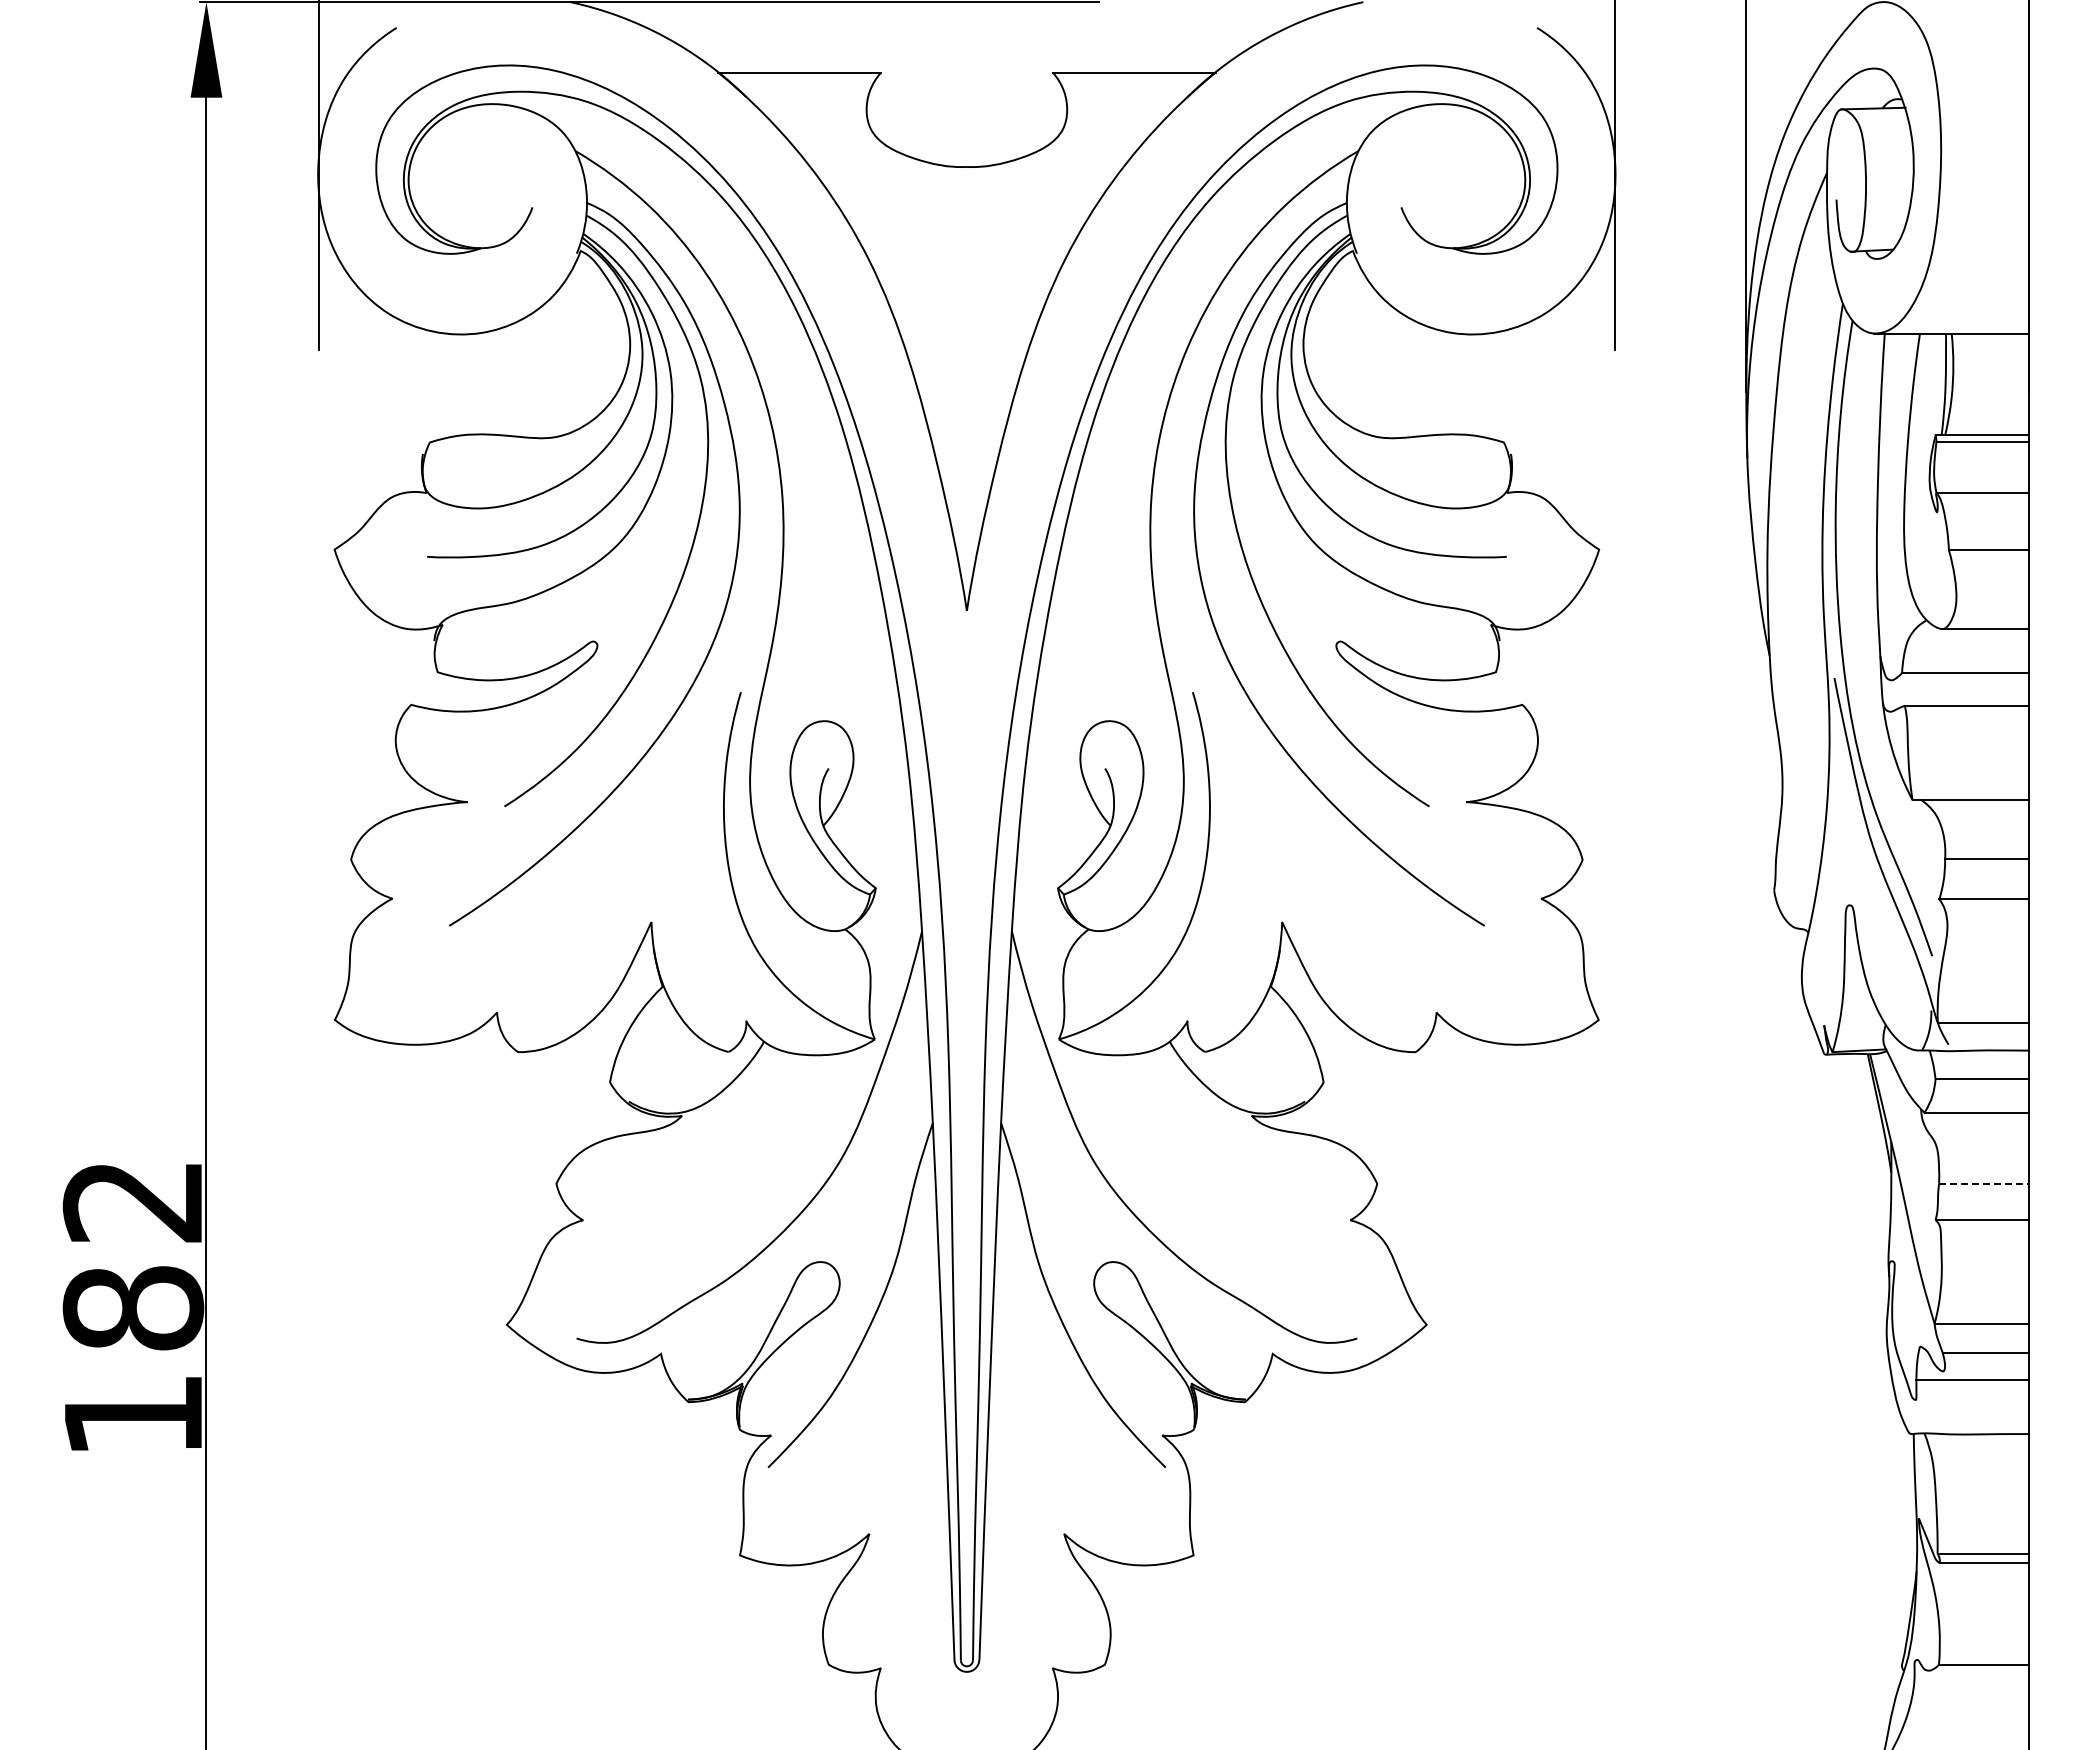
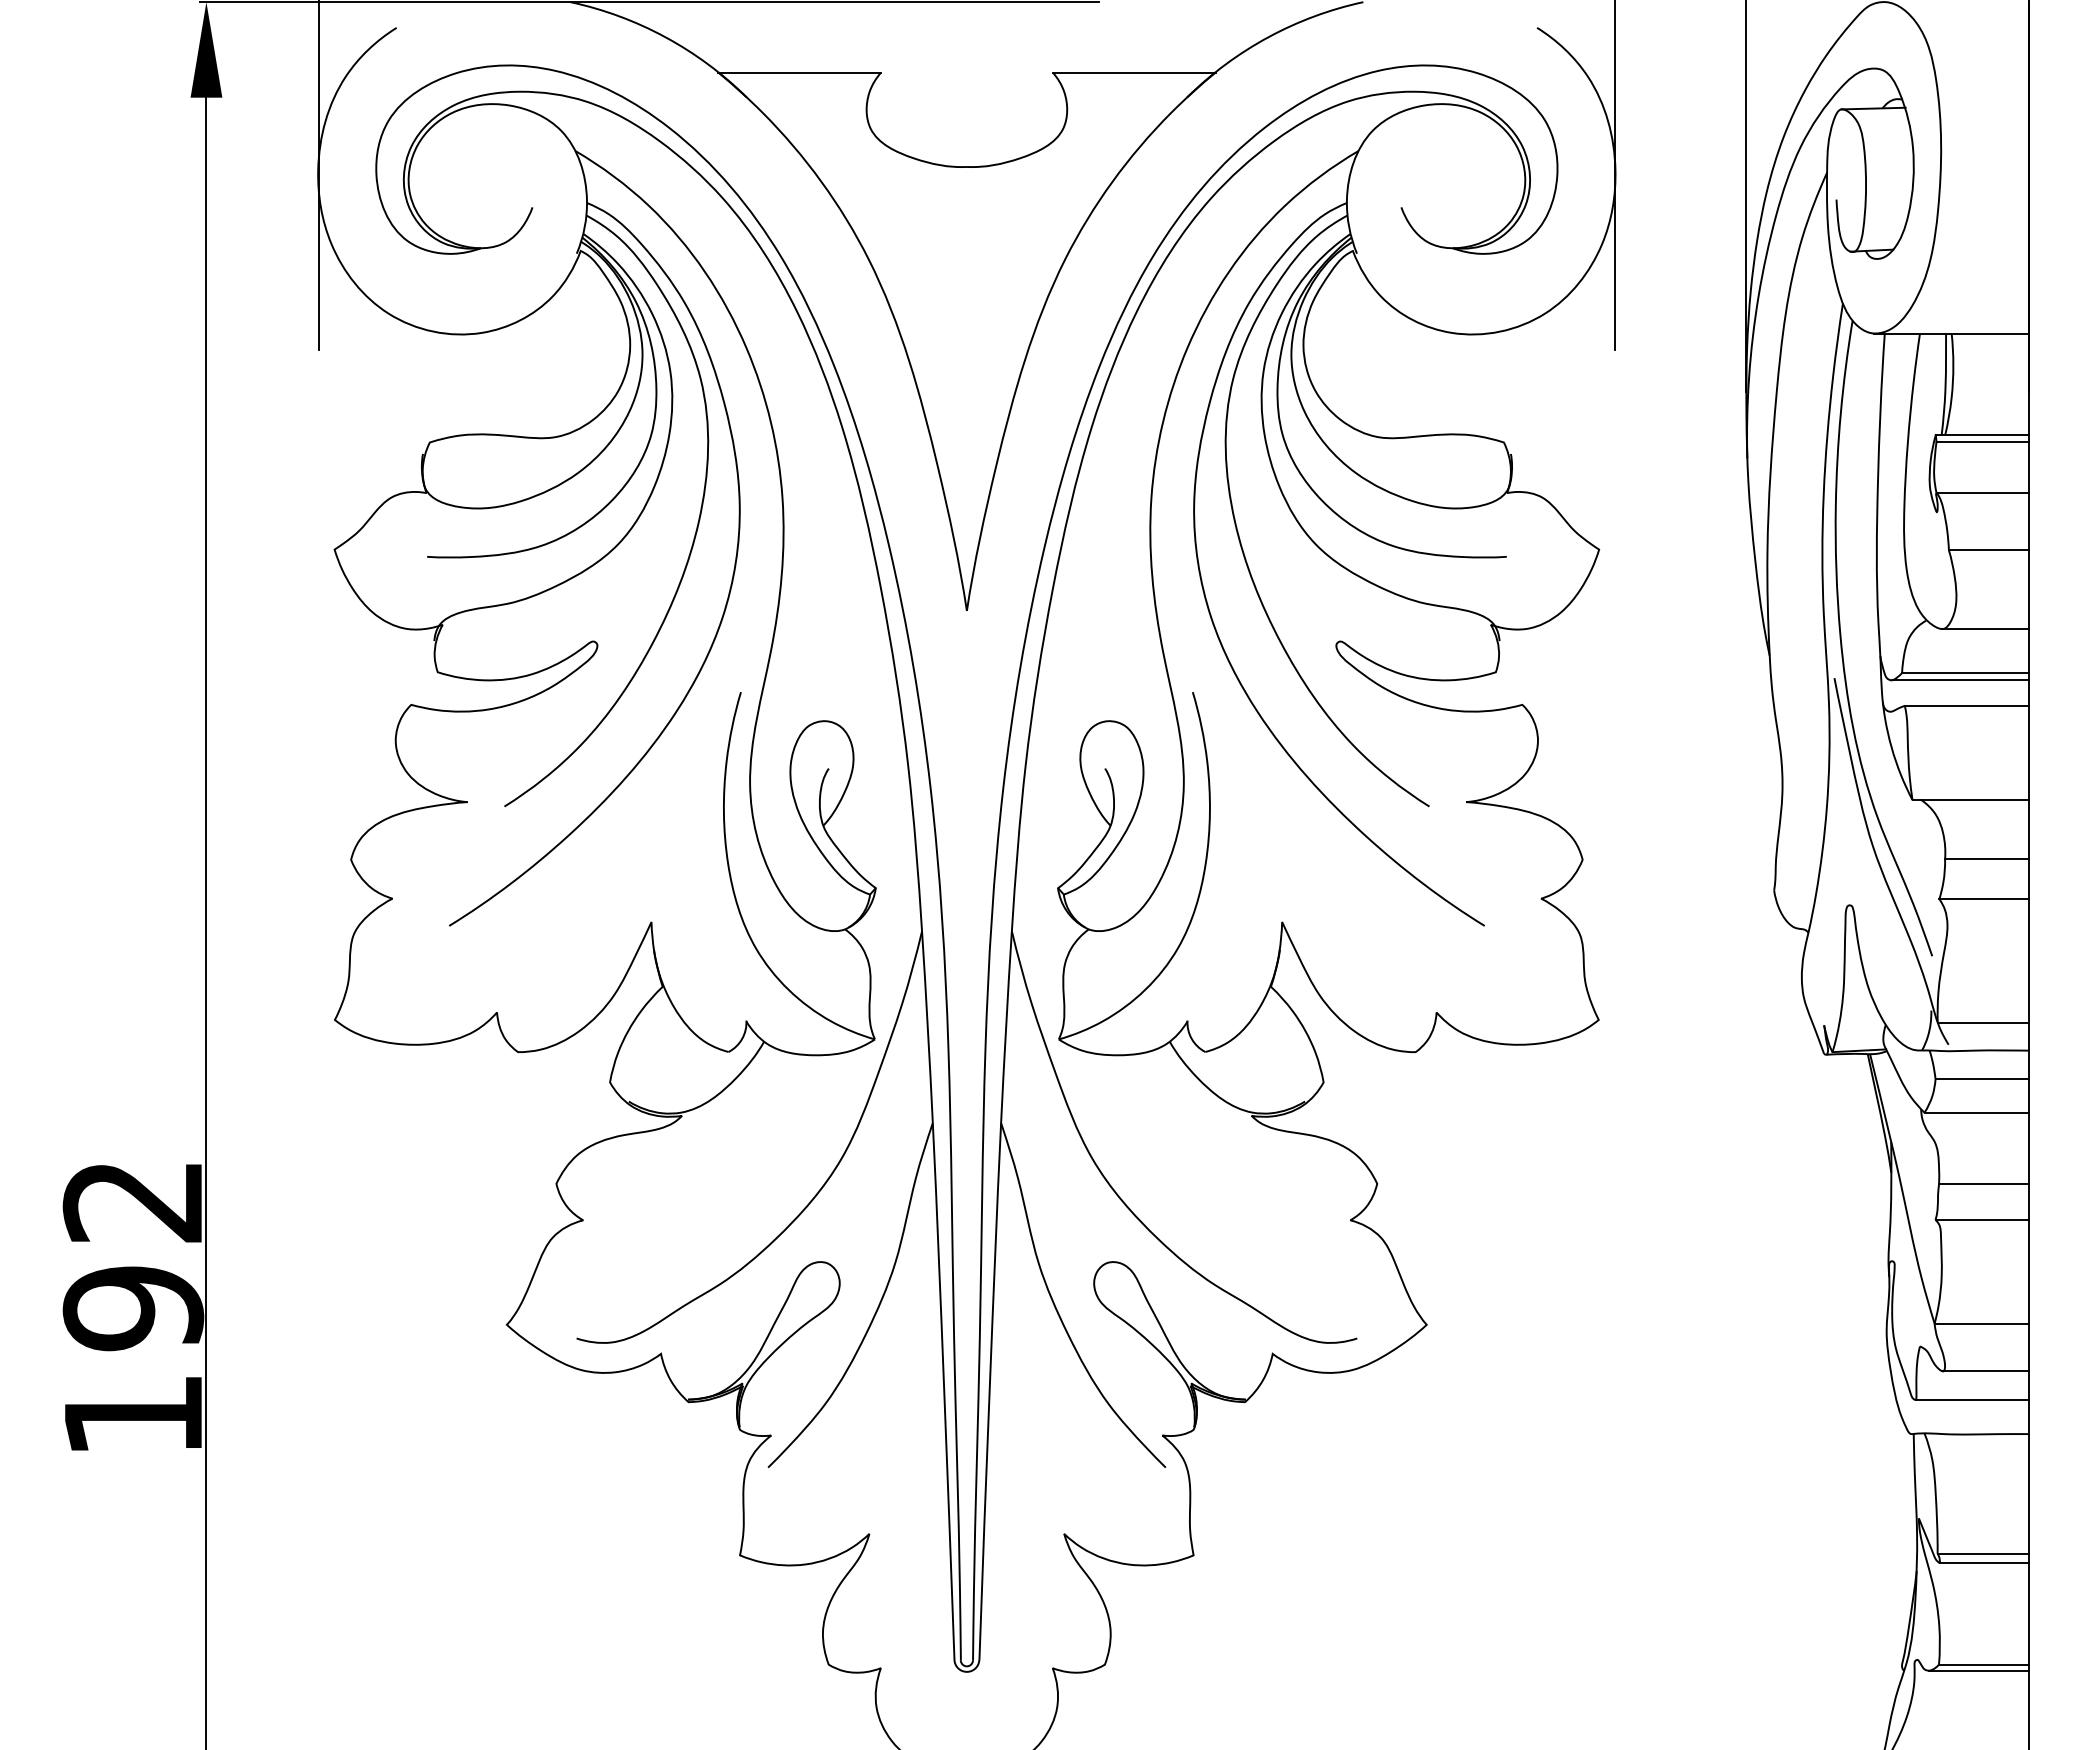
line: none -> present (1960, 680)
line: dashed -> solid (1984, 1183)
text: 182 -> 192 (133, 1308)
line position: (1986, 1353) -> (1986, 1371) (1986, 1371)
line position: (1972, 1379) -> (1972, 1399) (1972, 1399)
line: none -> present (1978, 1670)
